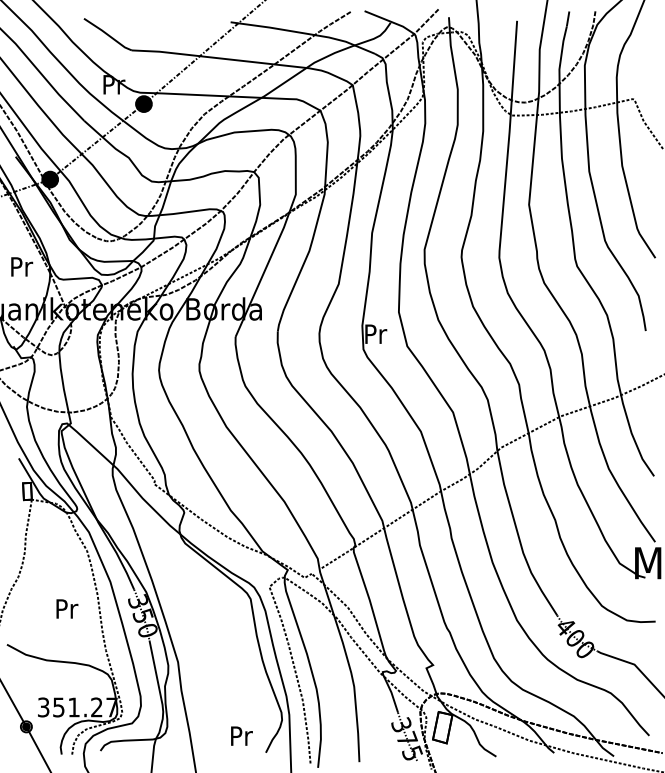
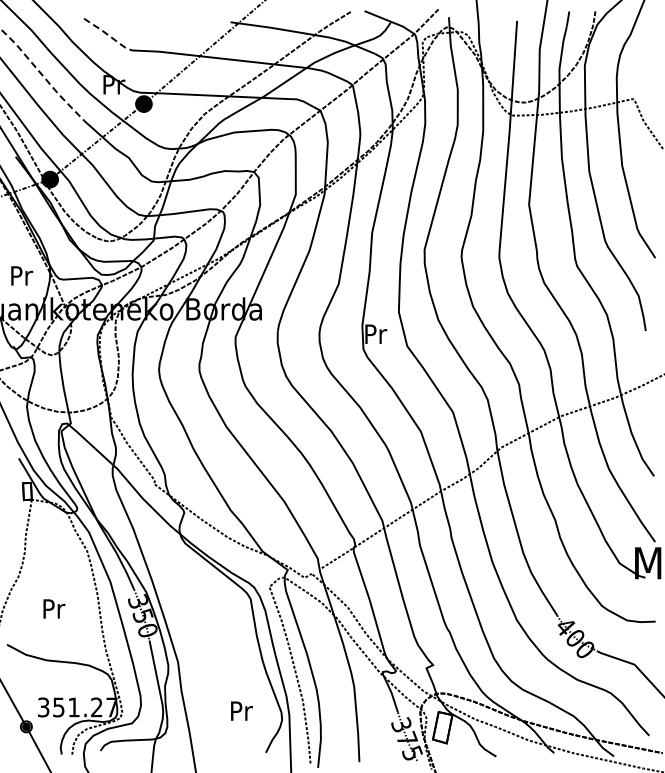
line: solid -> dashed (108, 35)
line: solid -> dashed (42, 74)
text position: (22, 266) -> (22, 275) (22, 275)
text position: (67, 608) -> (54, 608) (54, 608)
text position: (241, 735) -> (241, 710) (241, 710)
